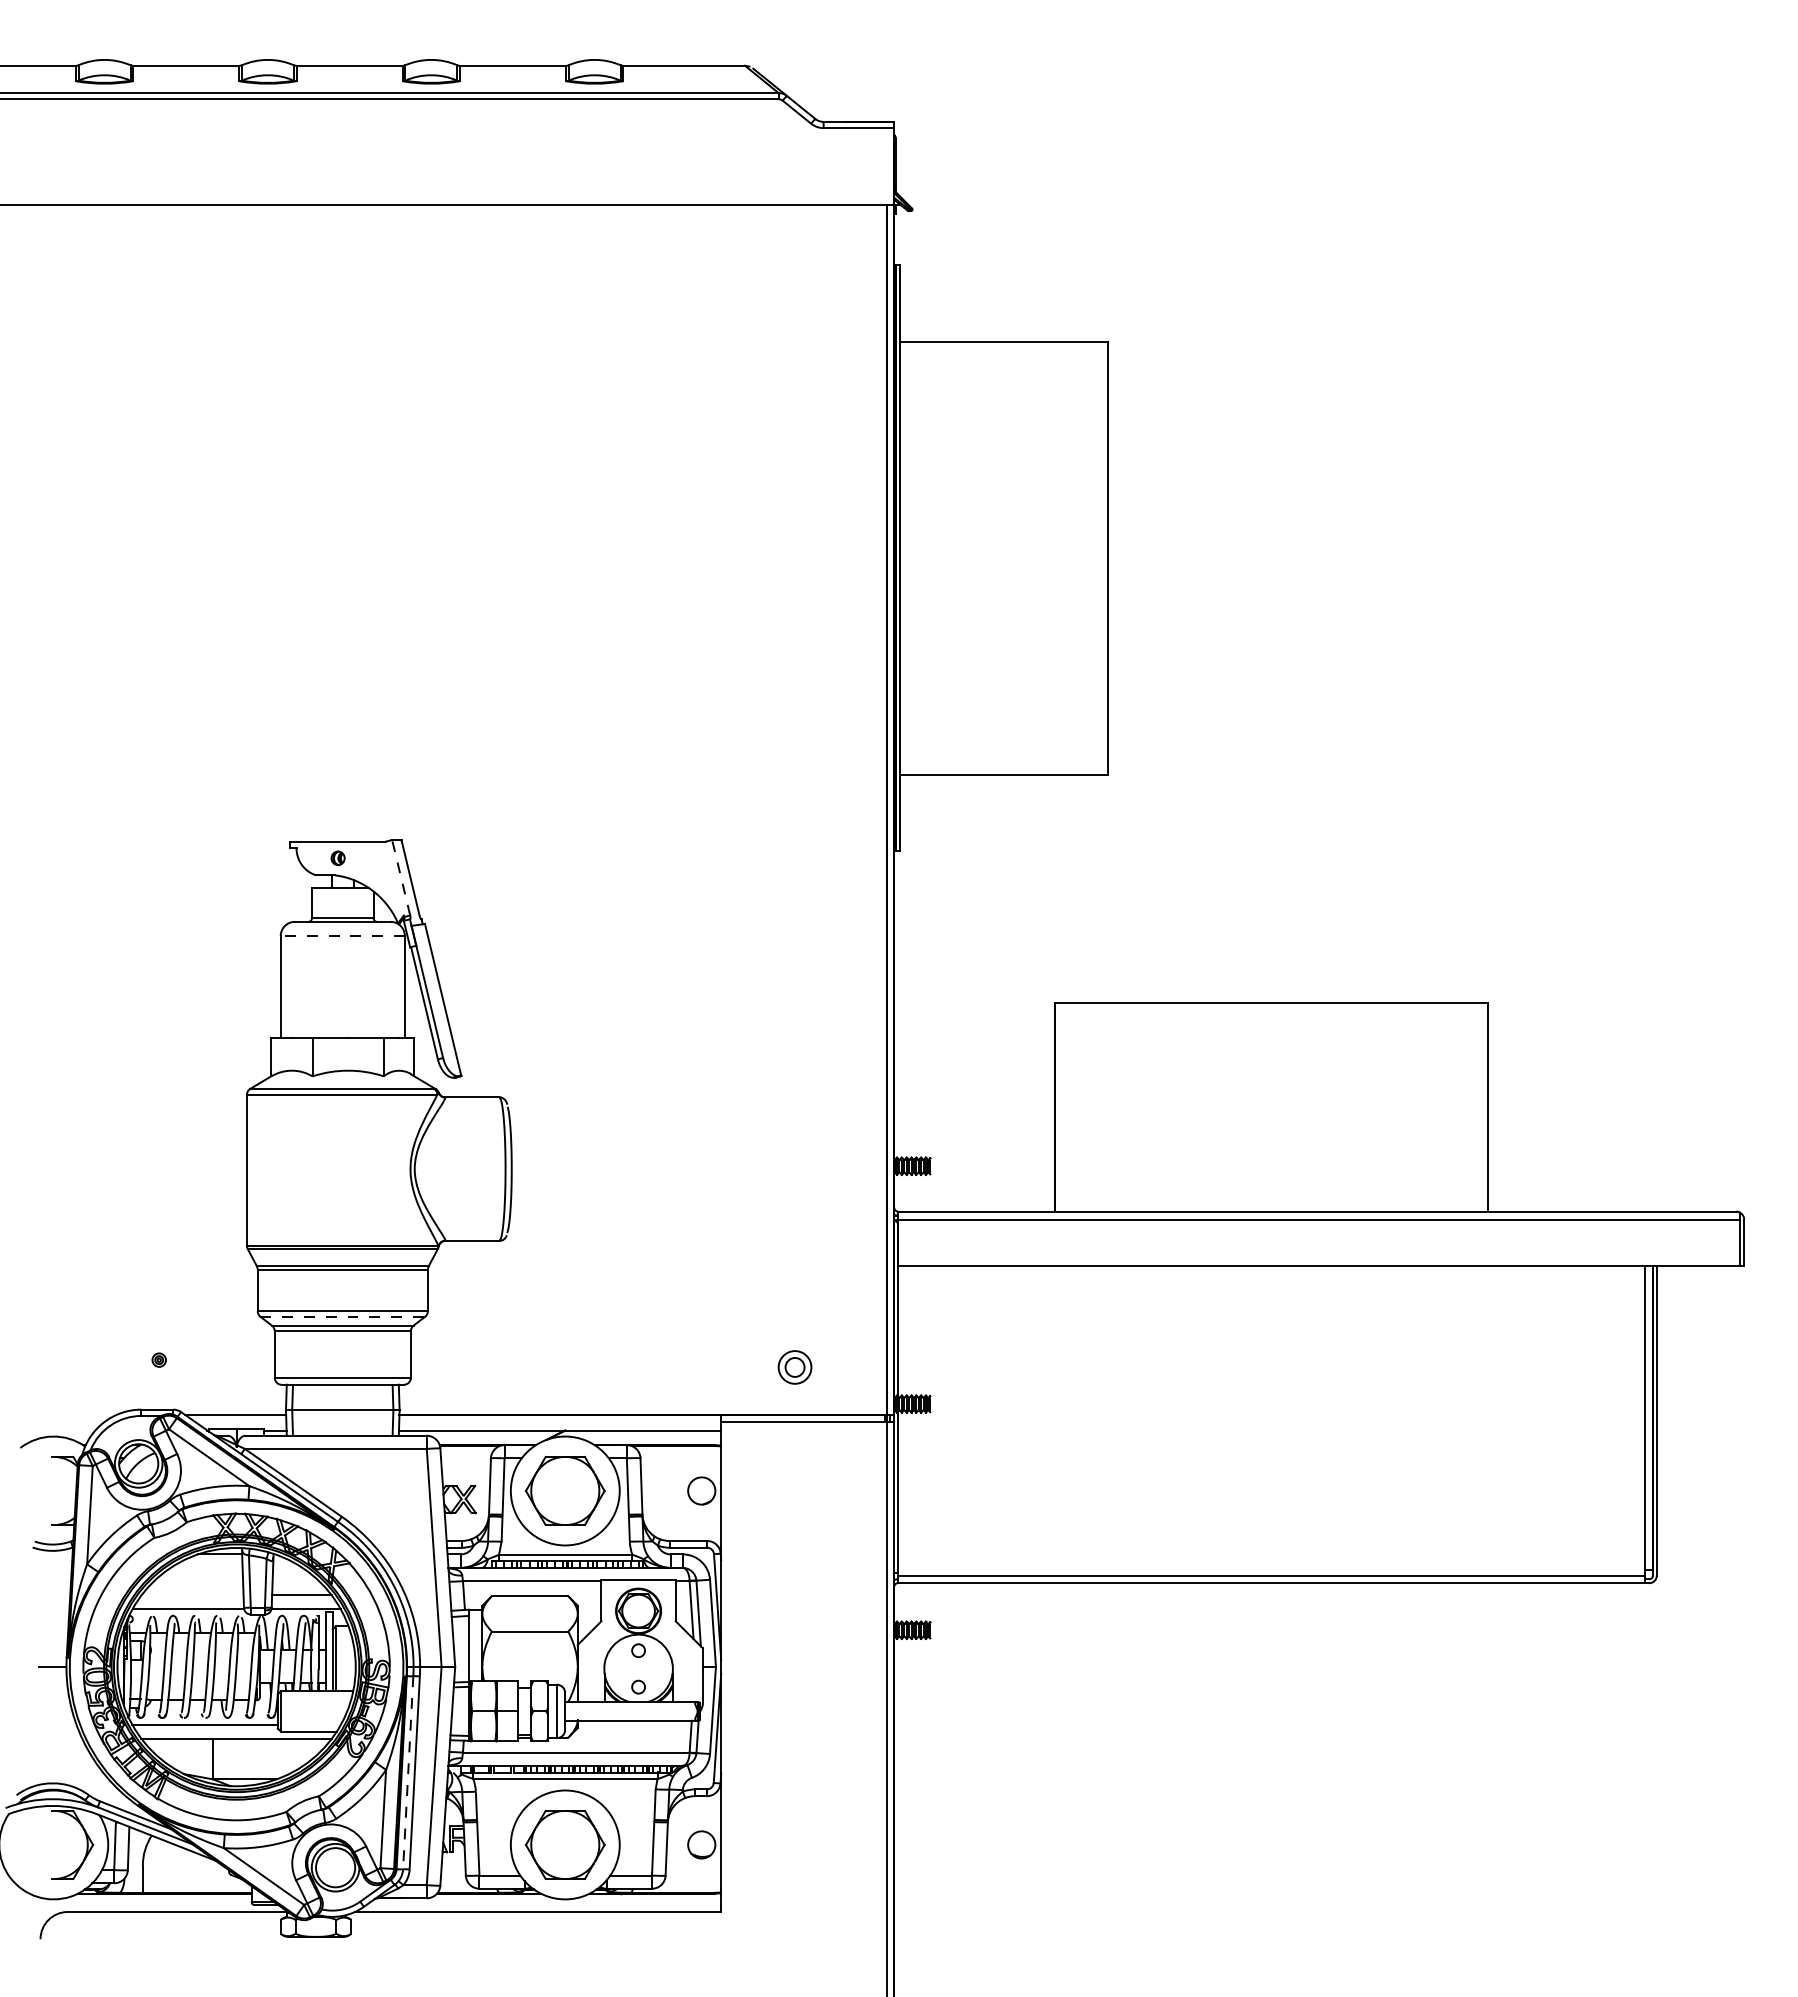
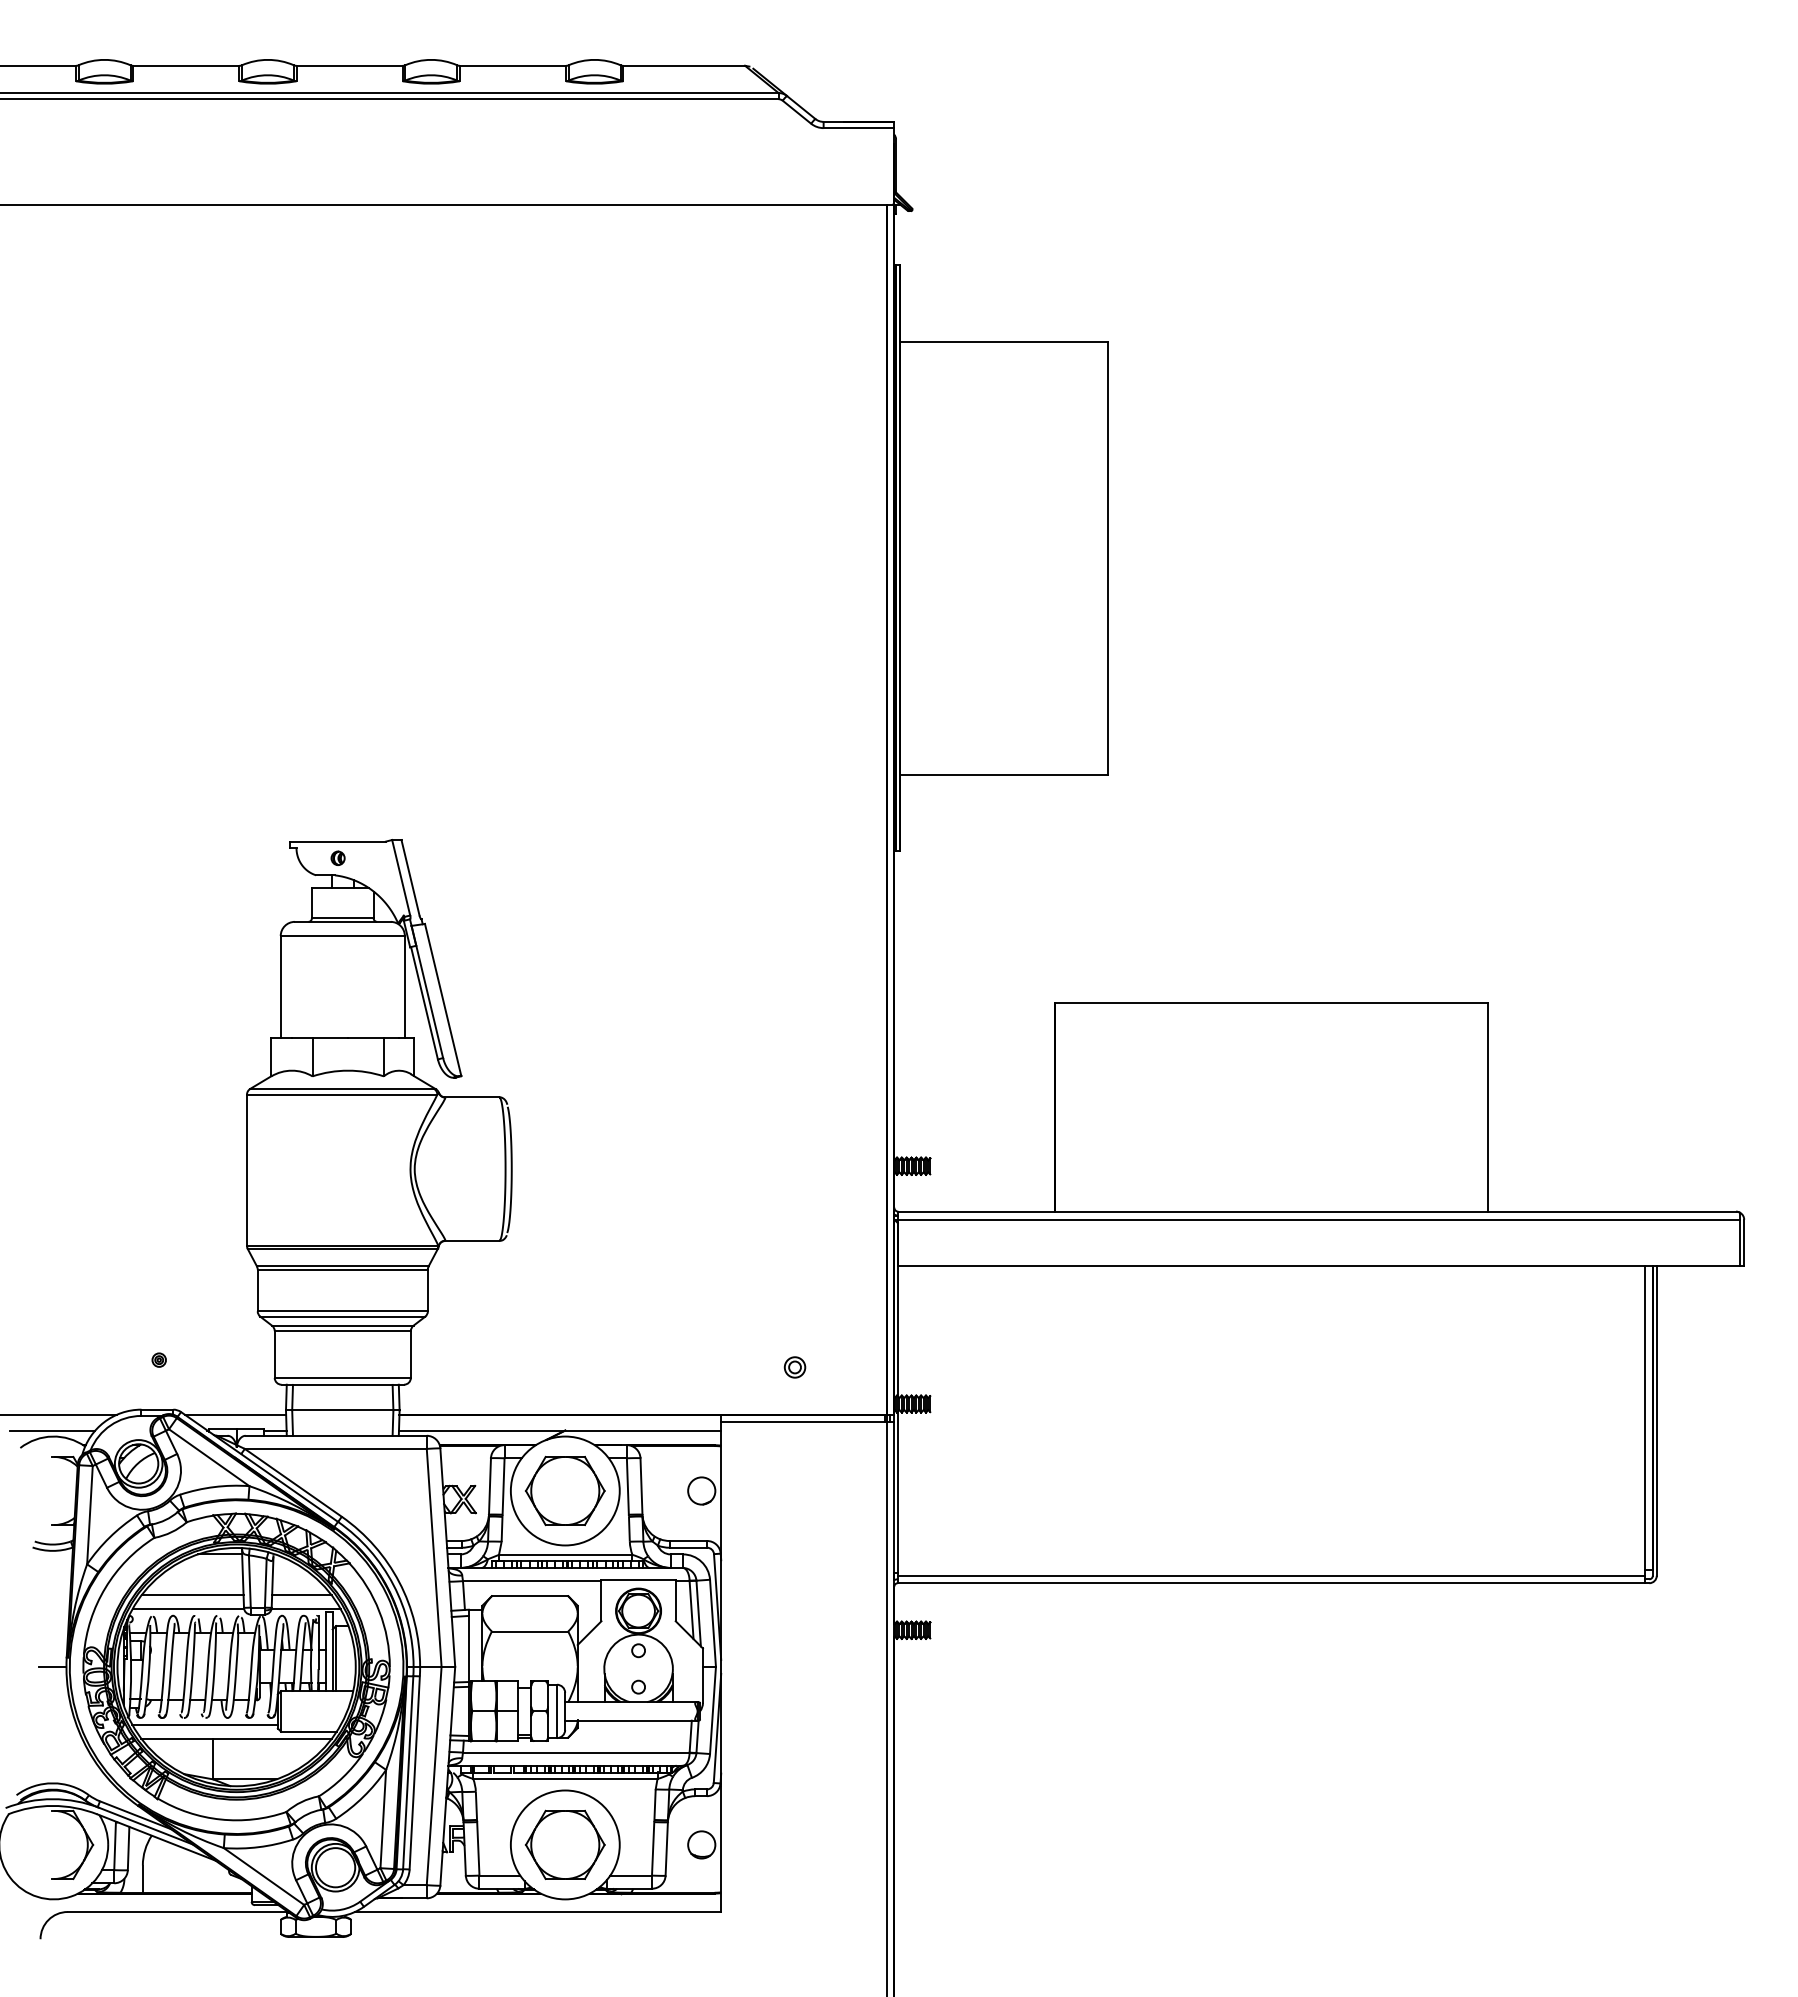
line: dashed -> solid (401, 877)
line: dashed -> solid (342, 936)
line: dashed -> solid (343, 1316)
part size: 36x35 px -> 24x23 px (794, 1367)
line: none -> present (59, 1414)
line: none -> present (52, 1430)
line: none -> present (192, 1595)
line: dashed -> solid (408, 1772)
